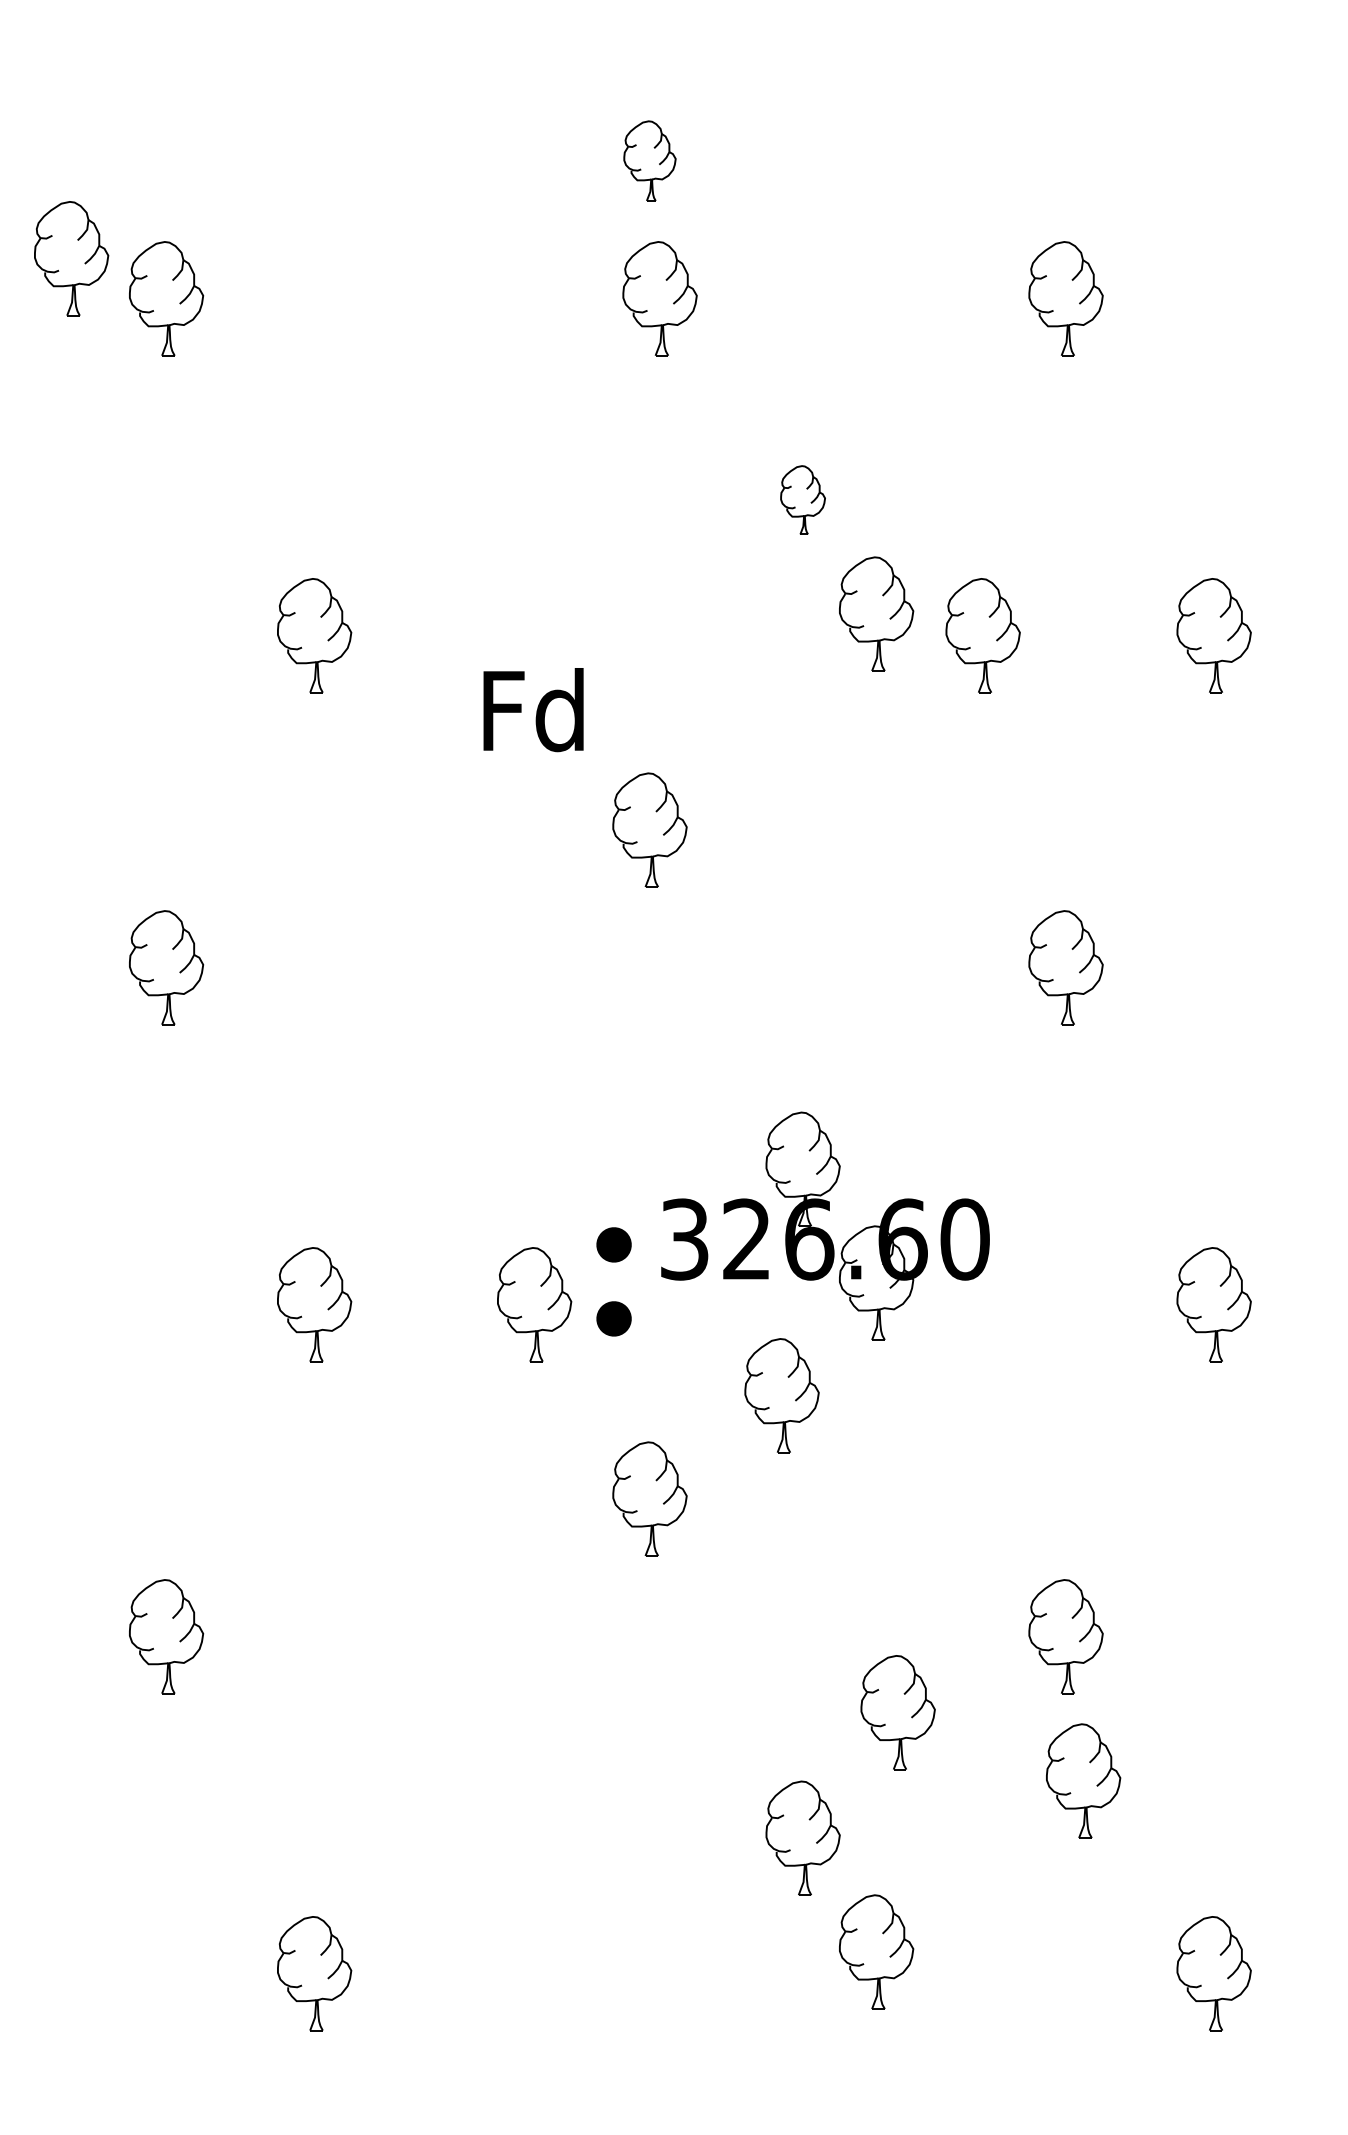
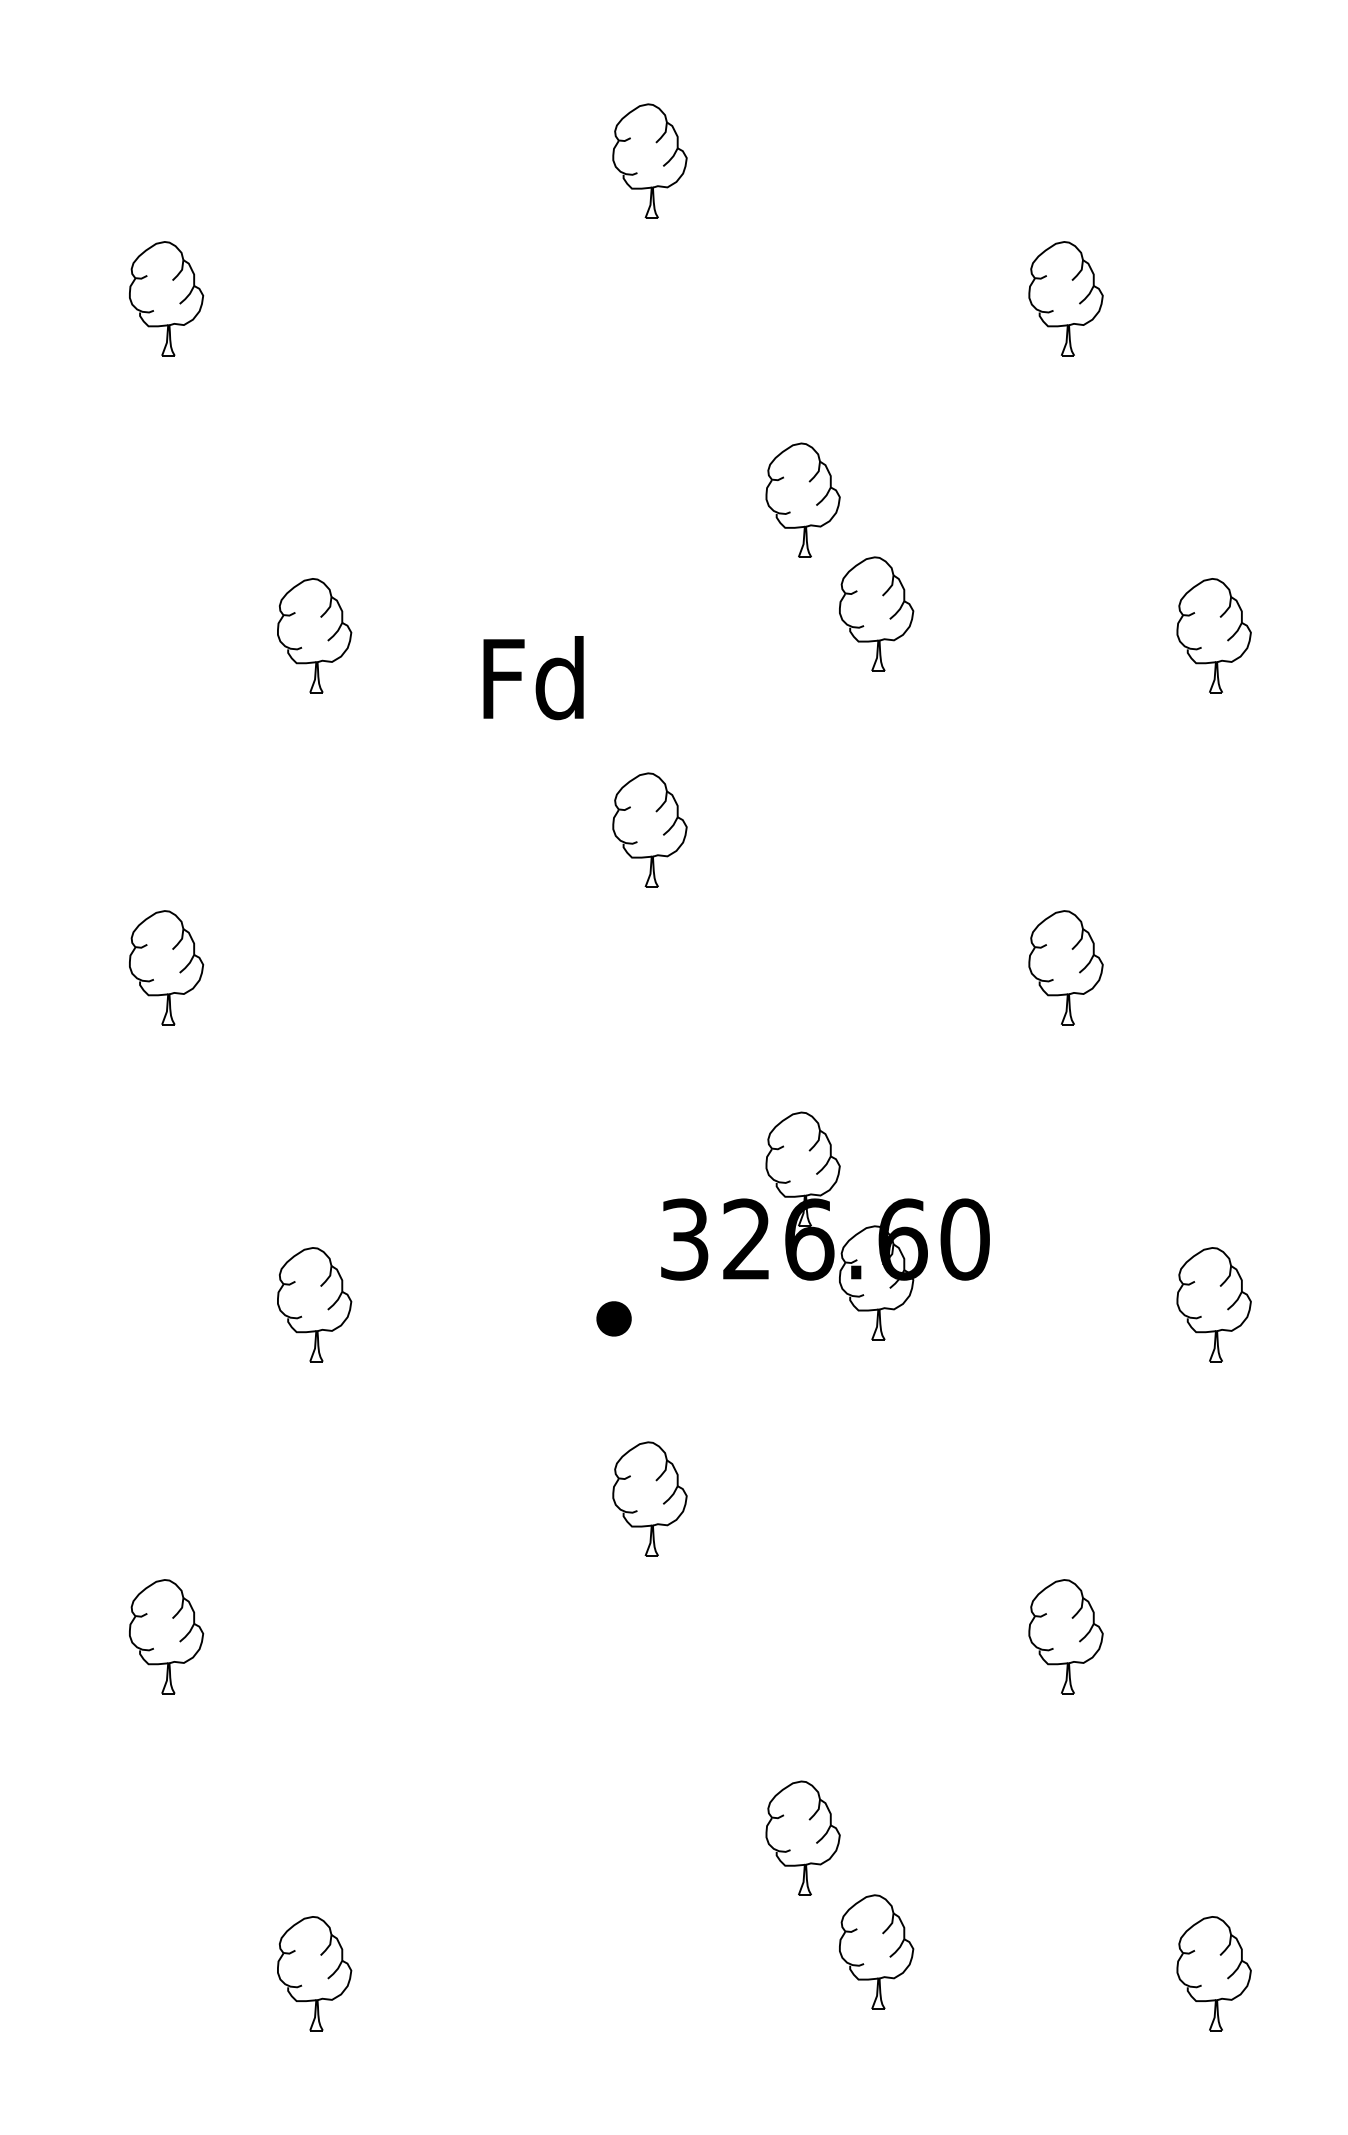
part size: 54x82 px -> 76x116 px (649, 160)
part: present -> none (71, 258)
part: present -> none (659, 298)
part size: 46x70 px -> 76x116 px (802, 499)
part: present -> none (982, 635)
text position: (533, 710) -> (533, 678) (533, 678)
part: present -> none (613, 1244)
part: present -> none (534, 1304)
part: present -> none (781, 1395)
part: present -> none (897, 1712)
part: present -> none (1083, 1780)
